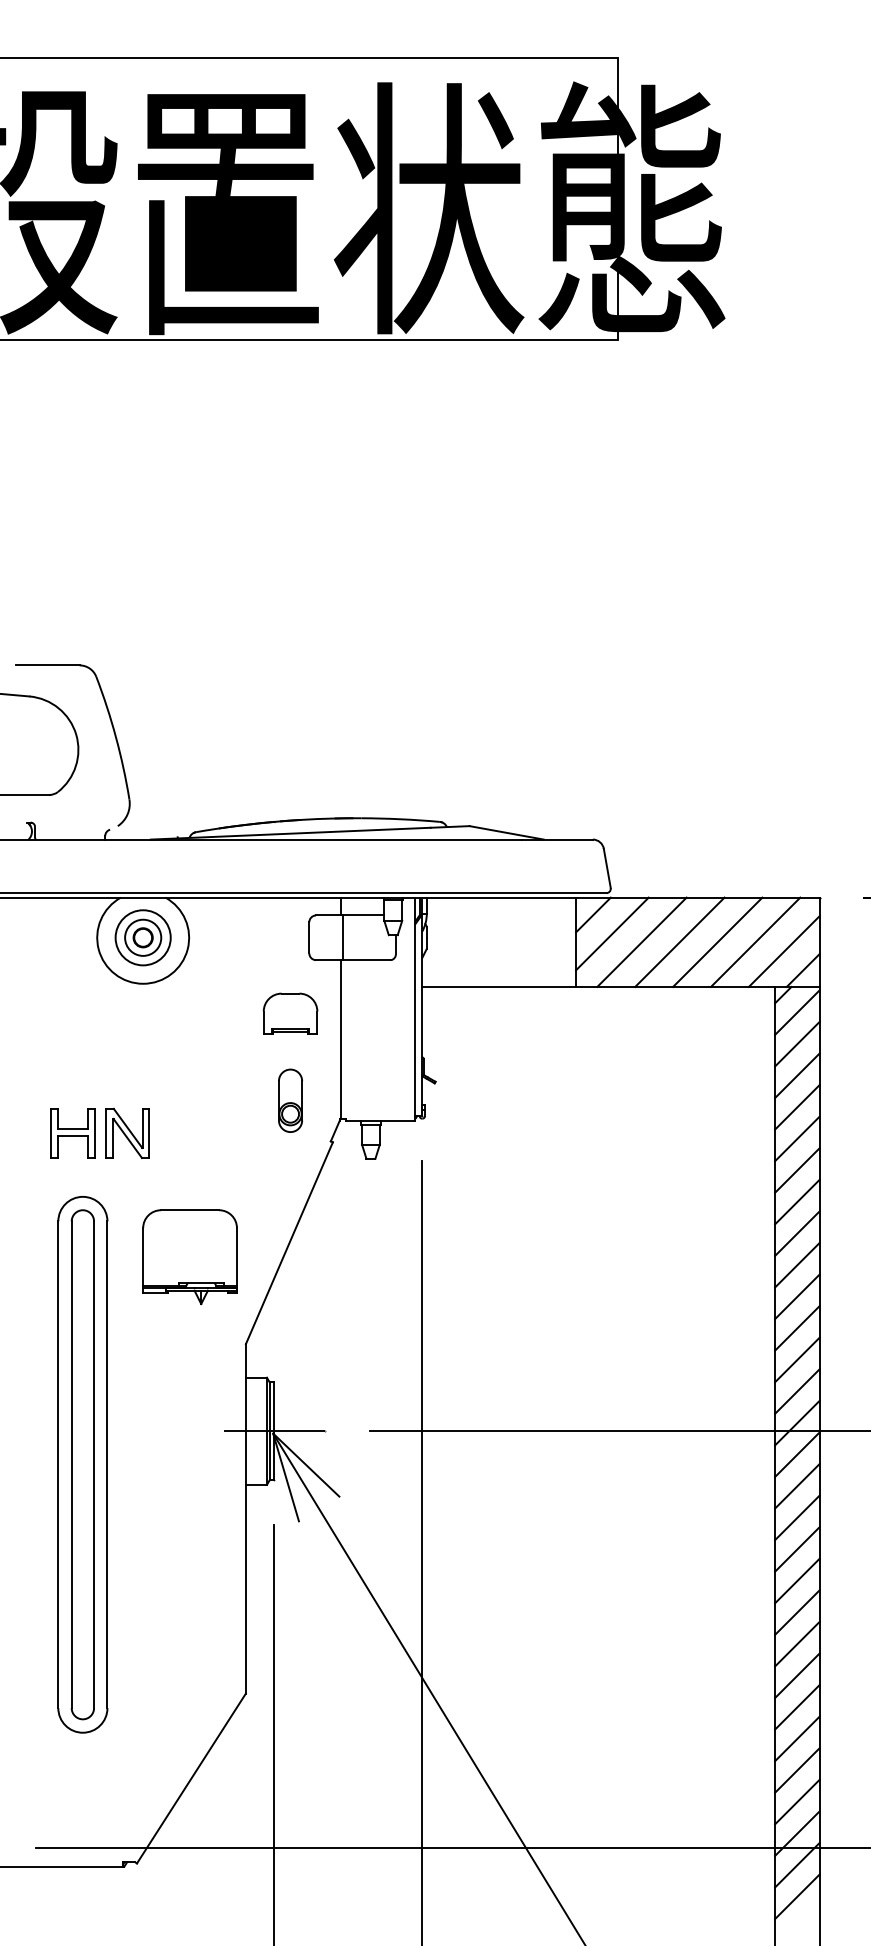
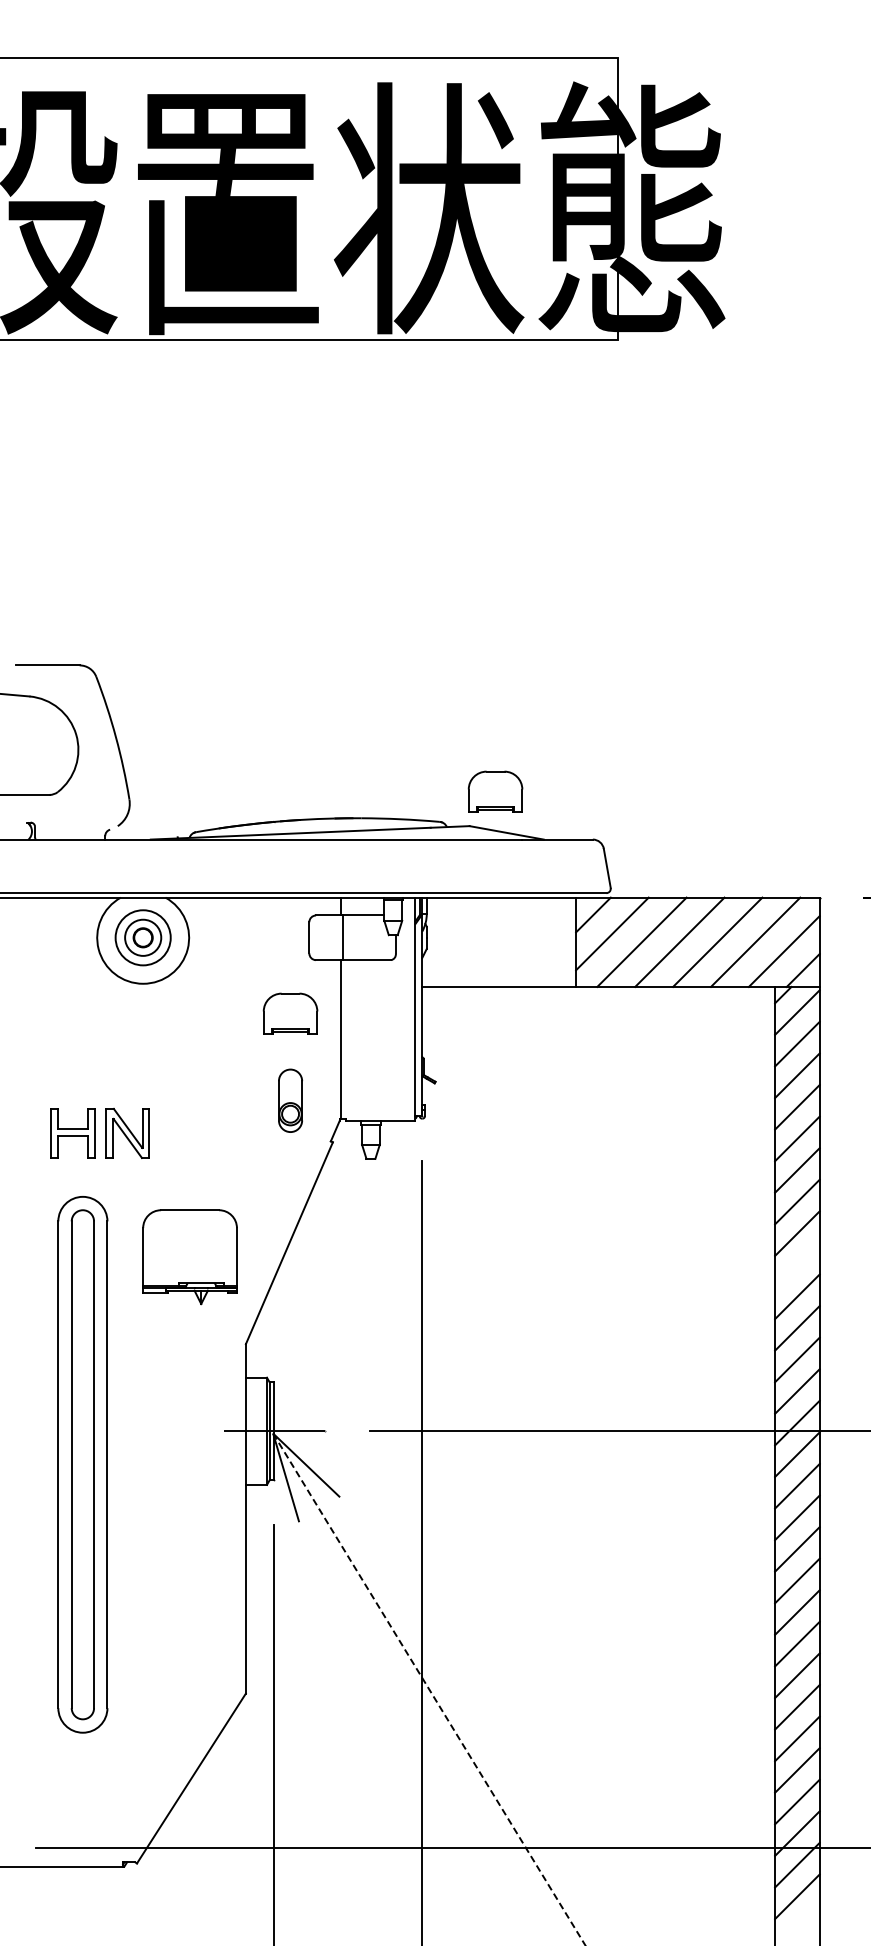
part: none -> present (495, 791)
line: present -> none (797, 1264)
line: solid -> dashed (429, 1689)
